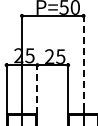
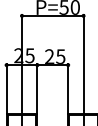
line: dashed -> solid (83, 62)
line: dashed -> solid (37, 88)
